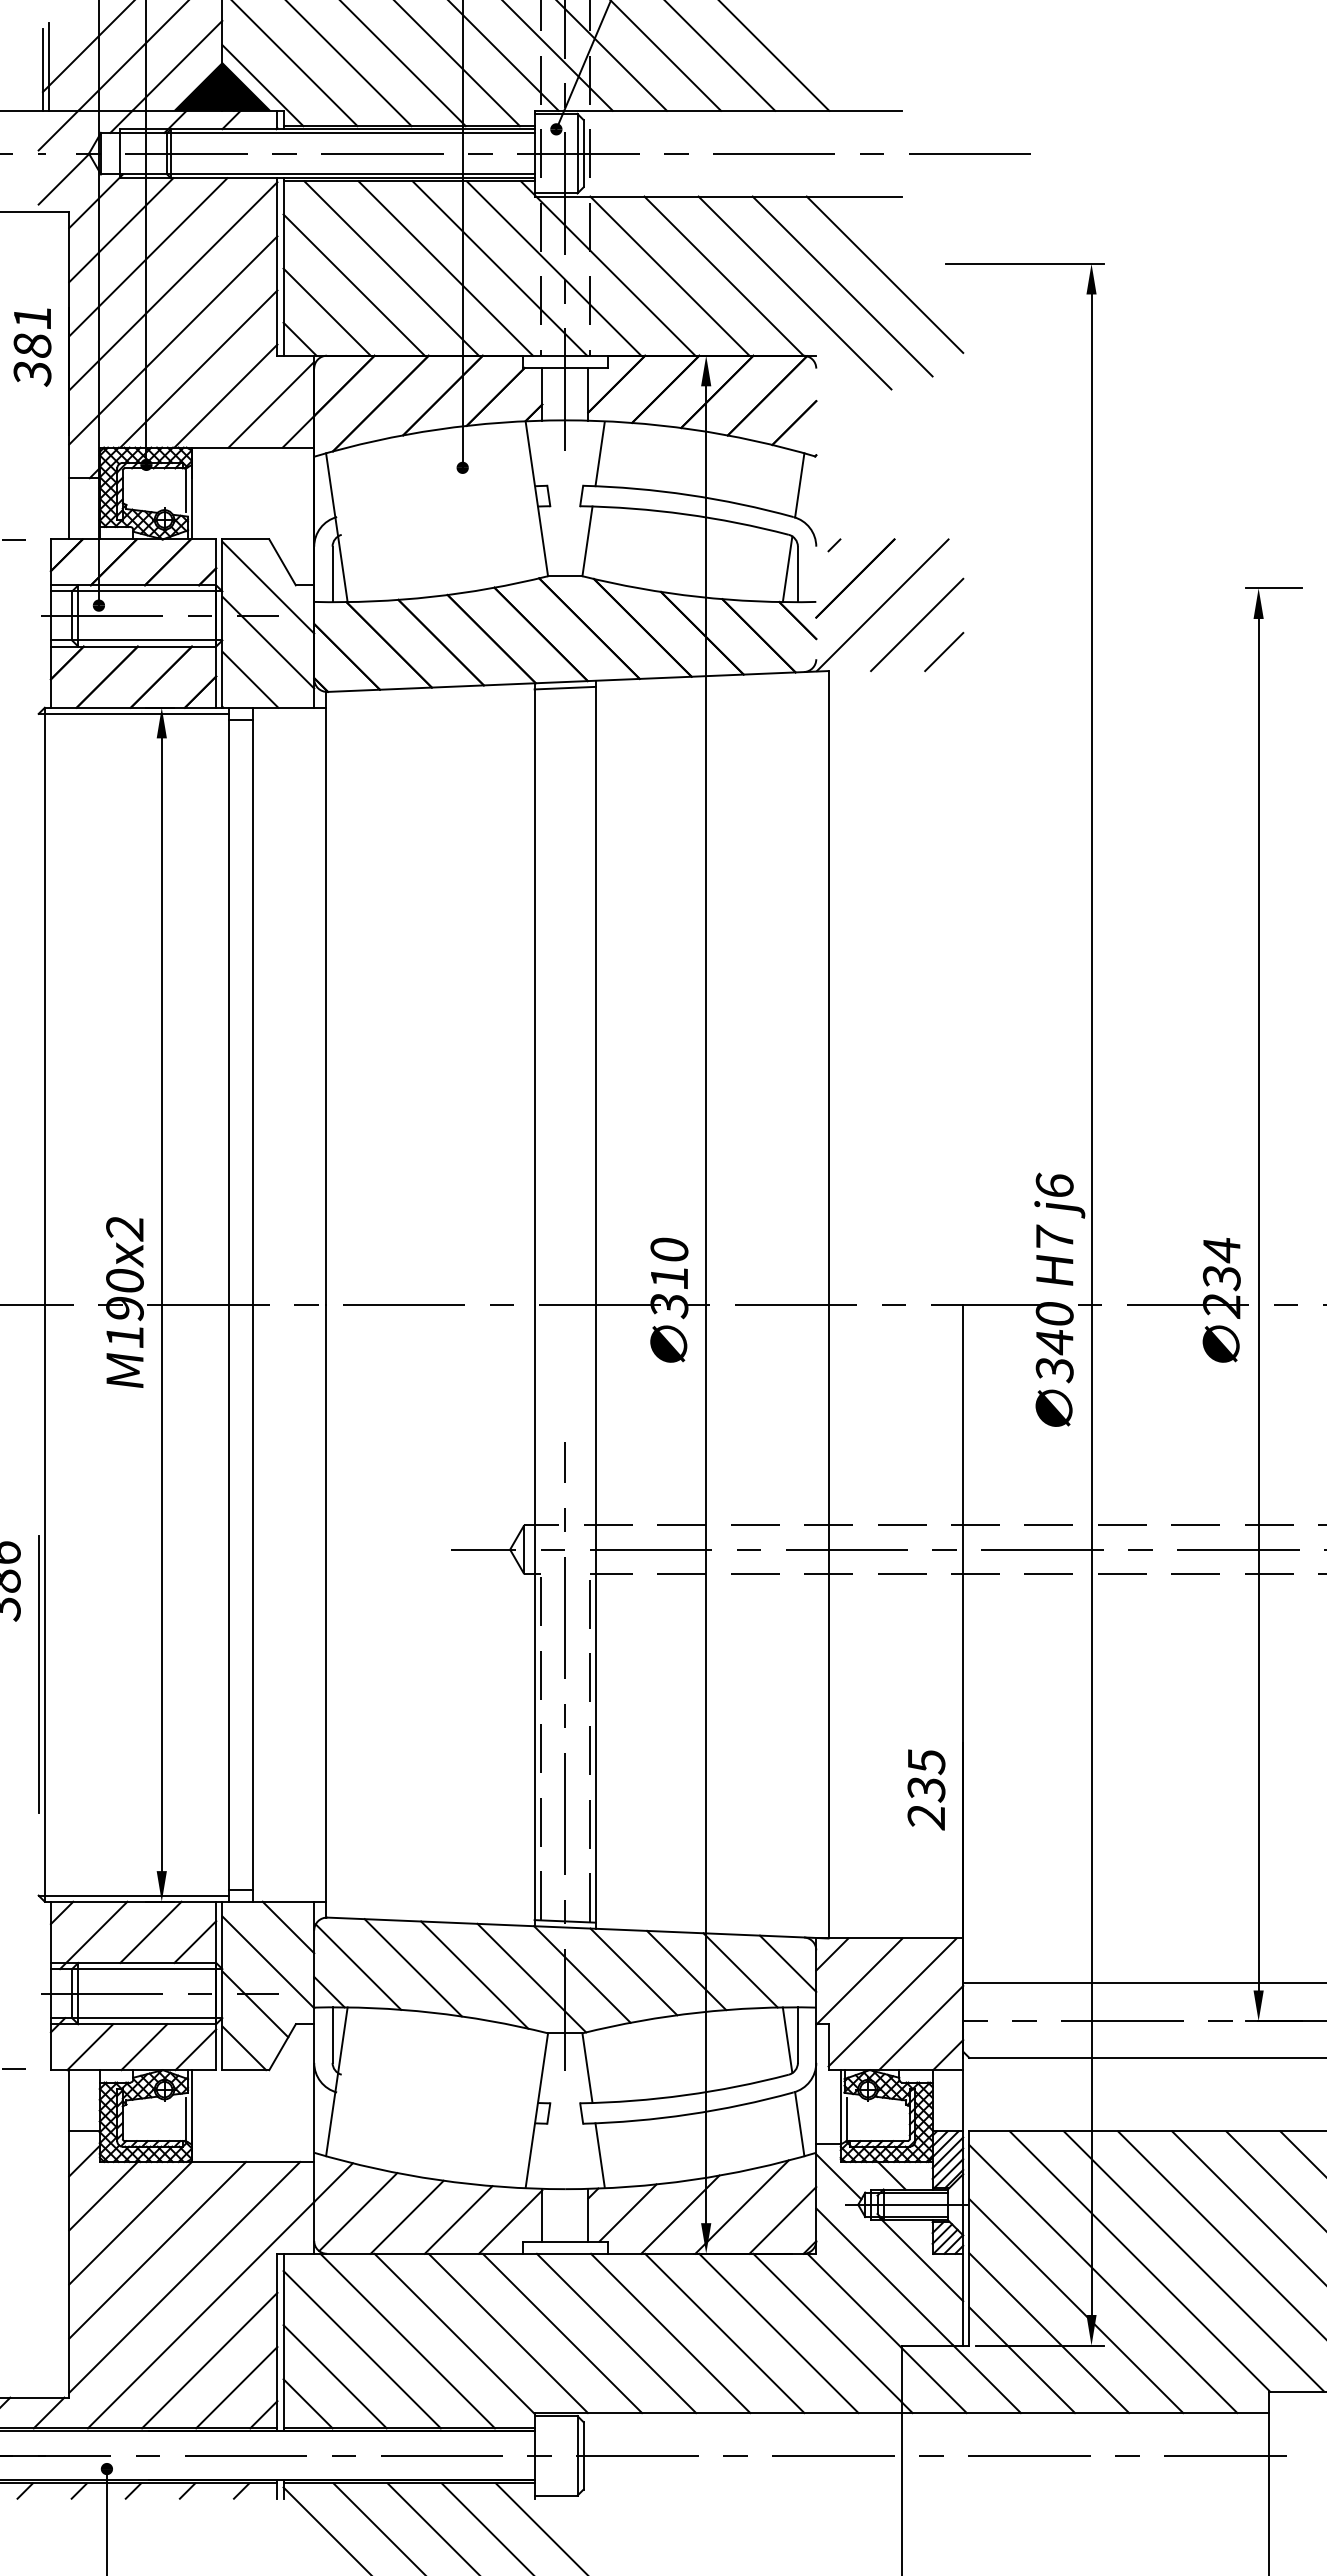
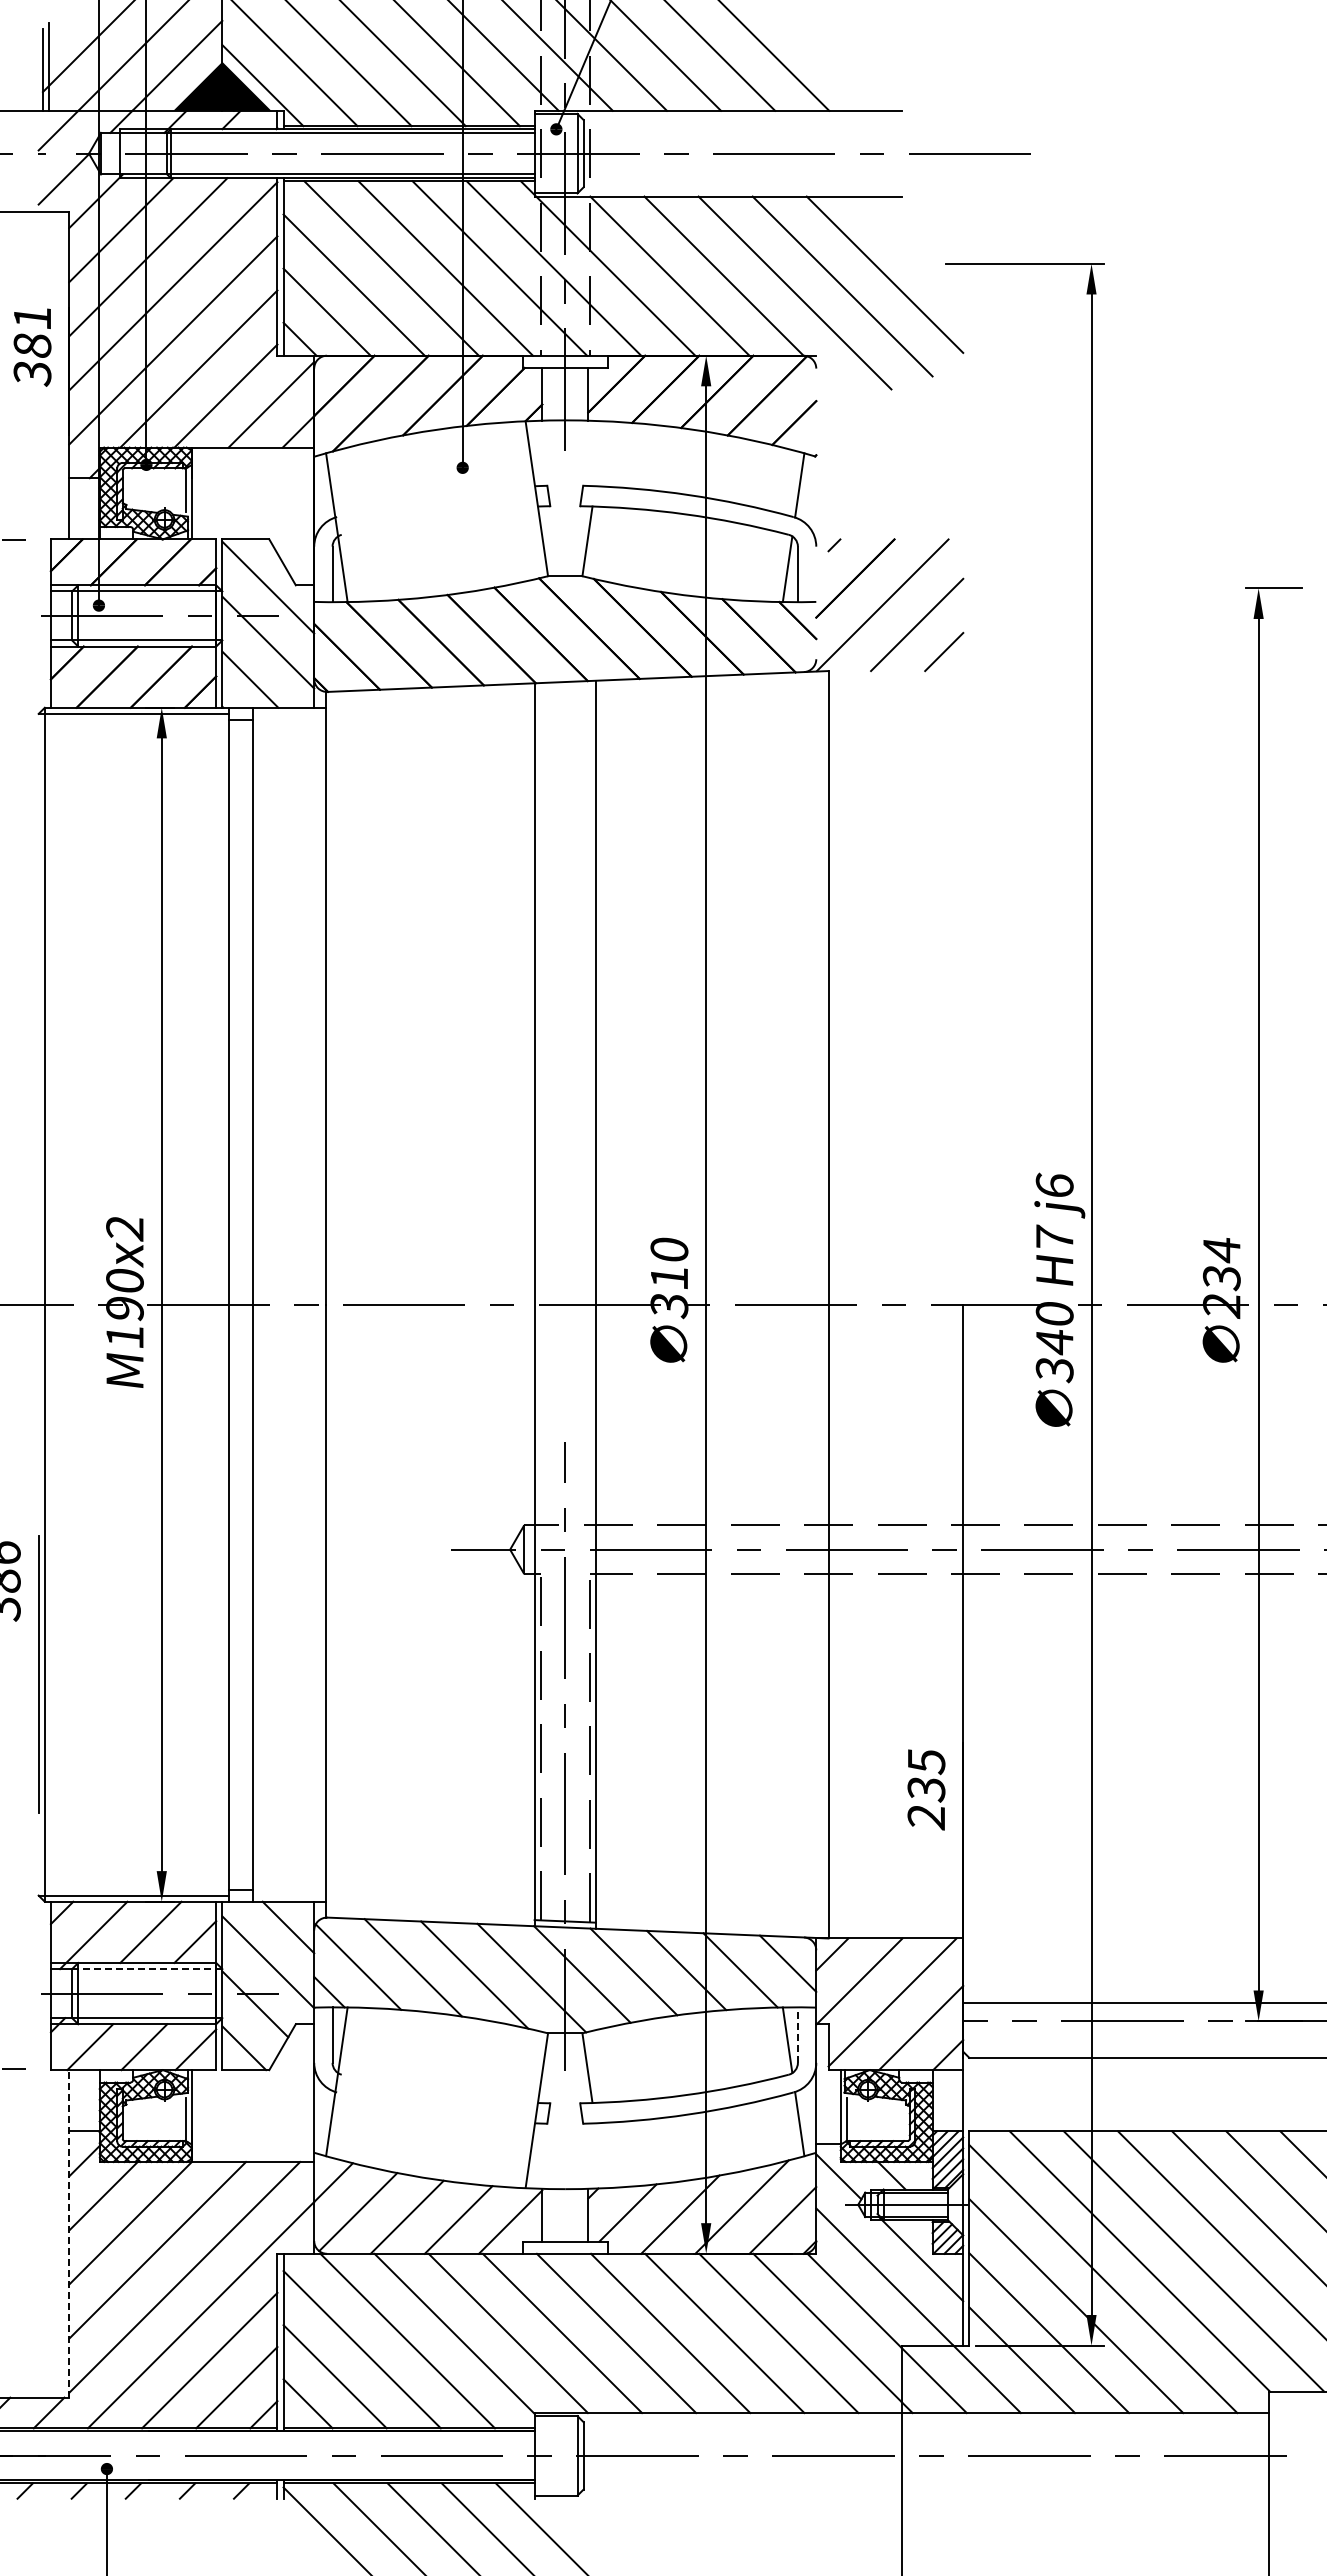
line: present -> none (599, 454)
line: present -> none (564, 687)
line: solid -> dashed (147, 1969)
line position: (1143, 1982) -> (1143, 2002) (1143, 2002)
line: solid -> dashed (797, 2035)
line: present -> none (599, 2154)
line: solid -> dashed (69, 2233)
